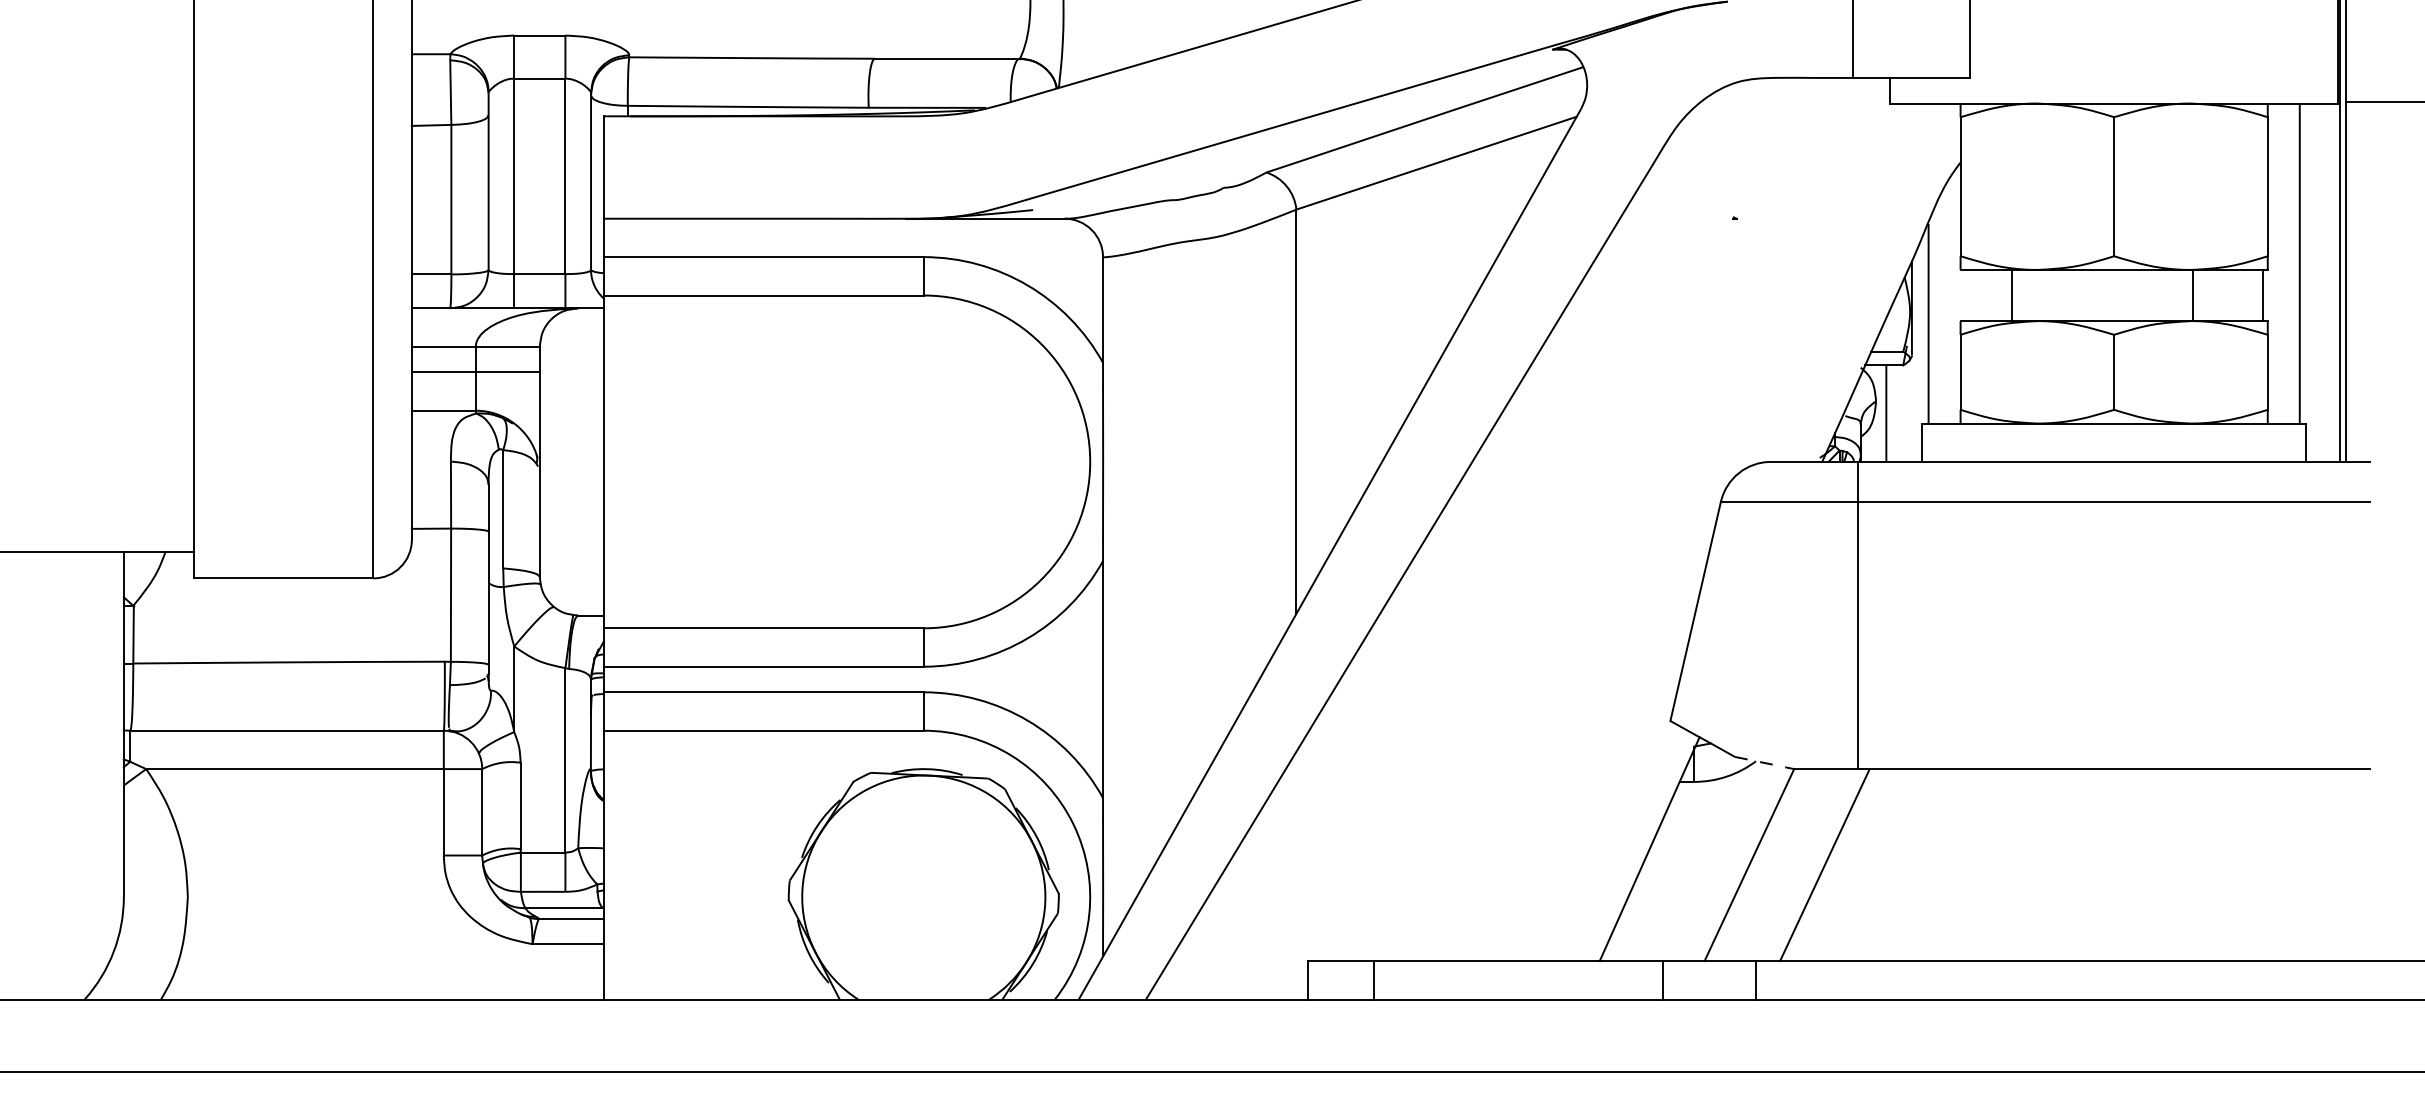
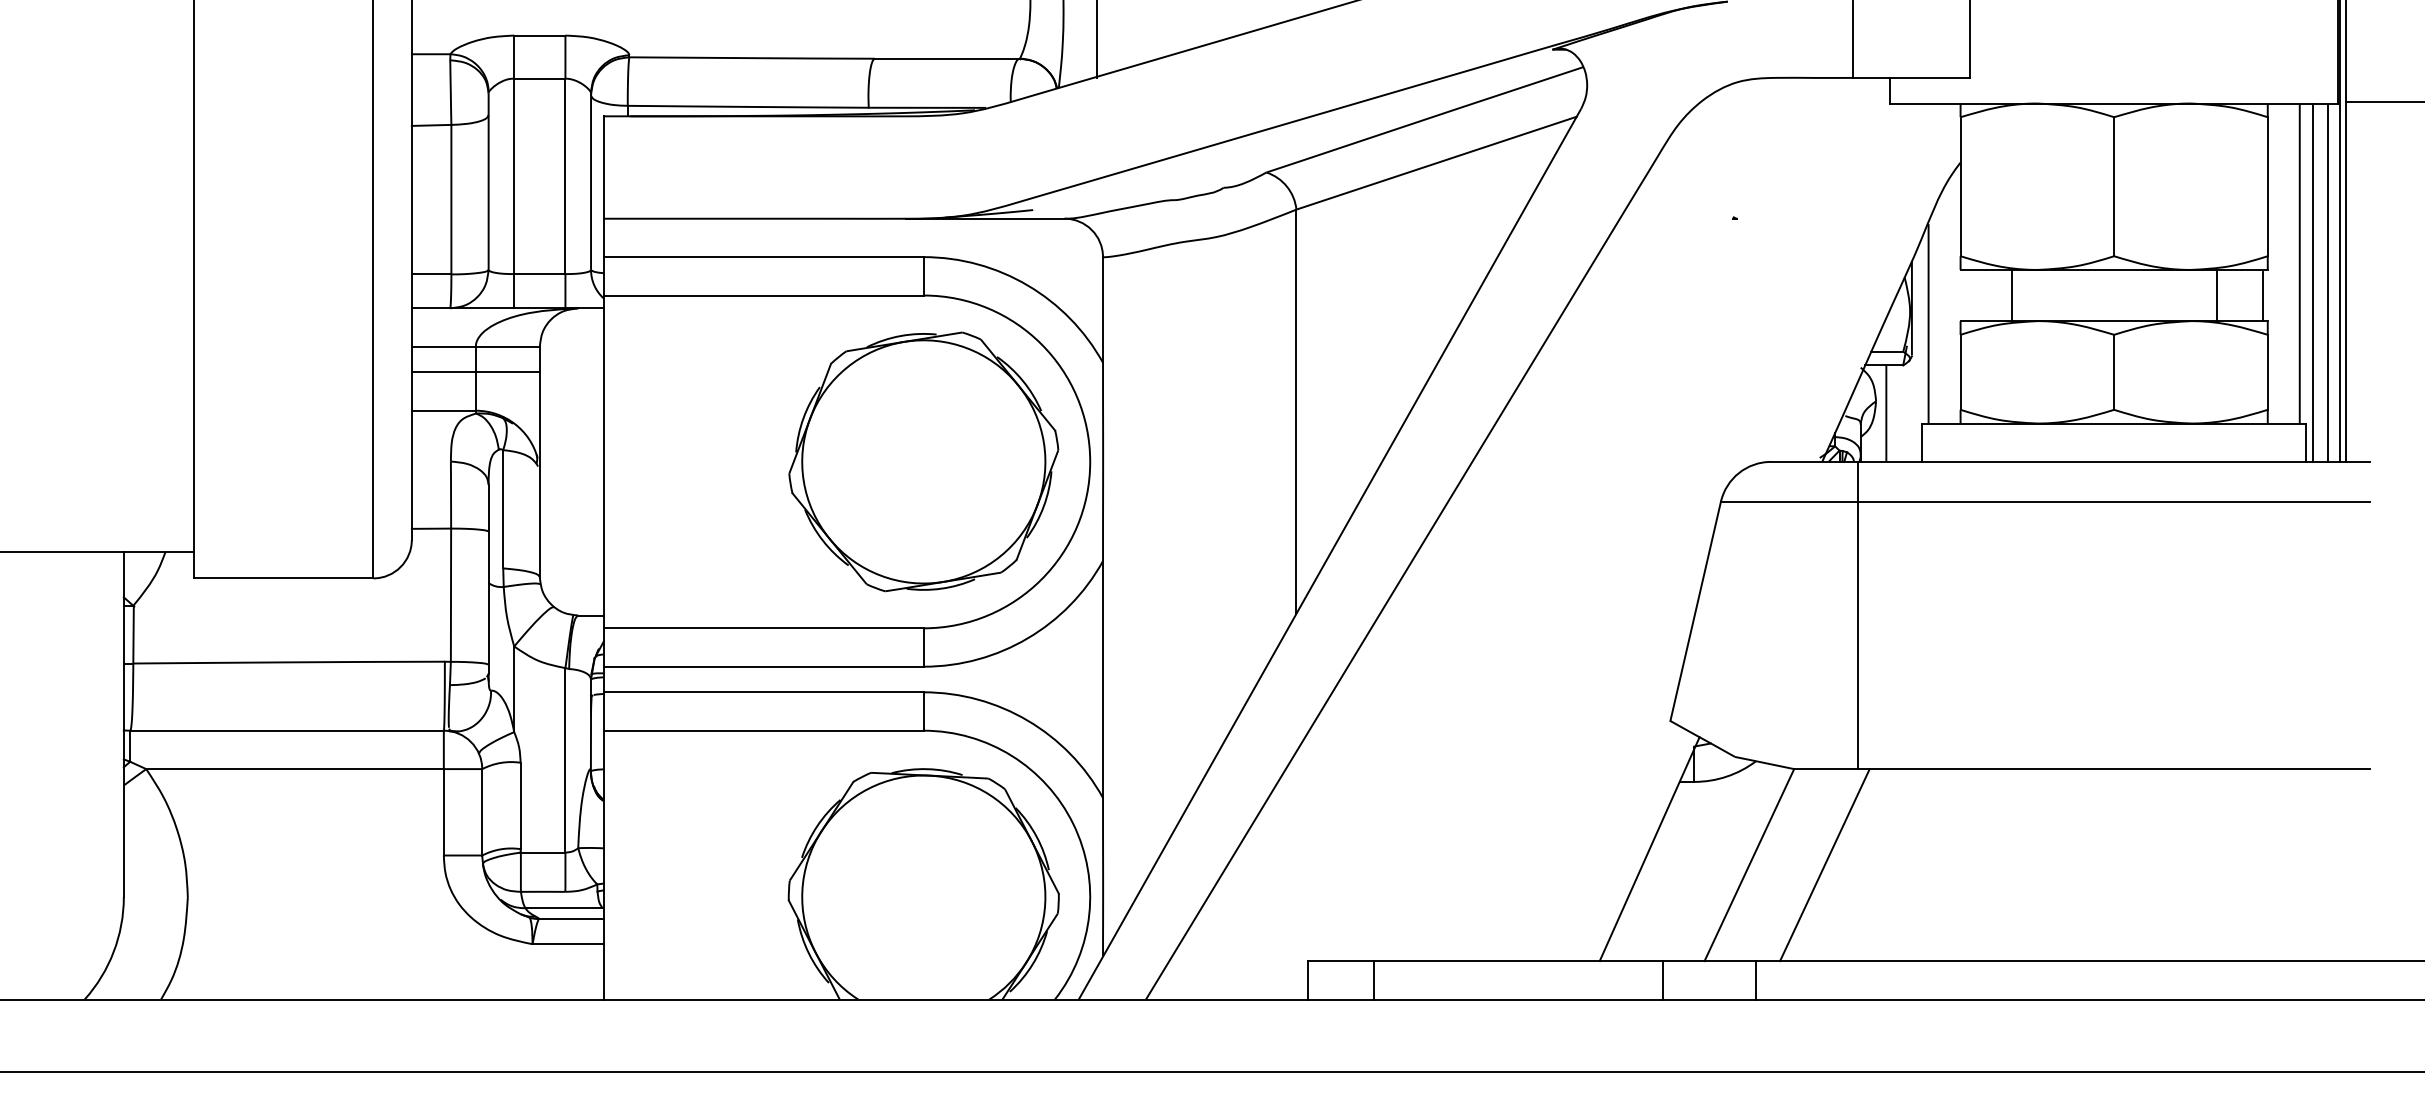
line: none -> present (1096, 39)
line: none -> present (2312, 282)
line: none -> present (2327, 282)
line position: (2192, 295) -> (2216, 295) (2216, 295)
part: none -> present (923, 461)
line: dashed -> solid (1764, 763)
